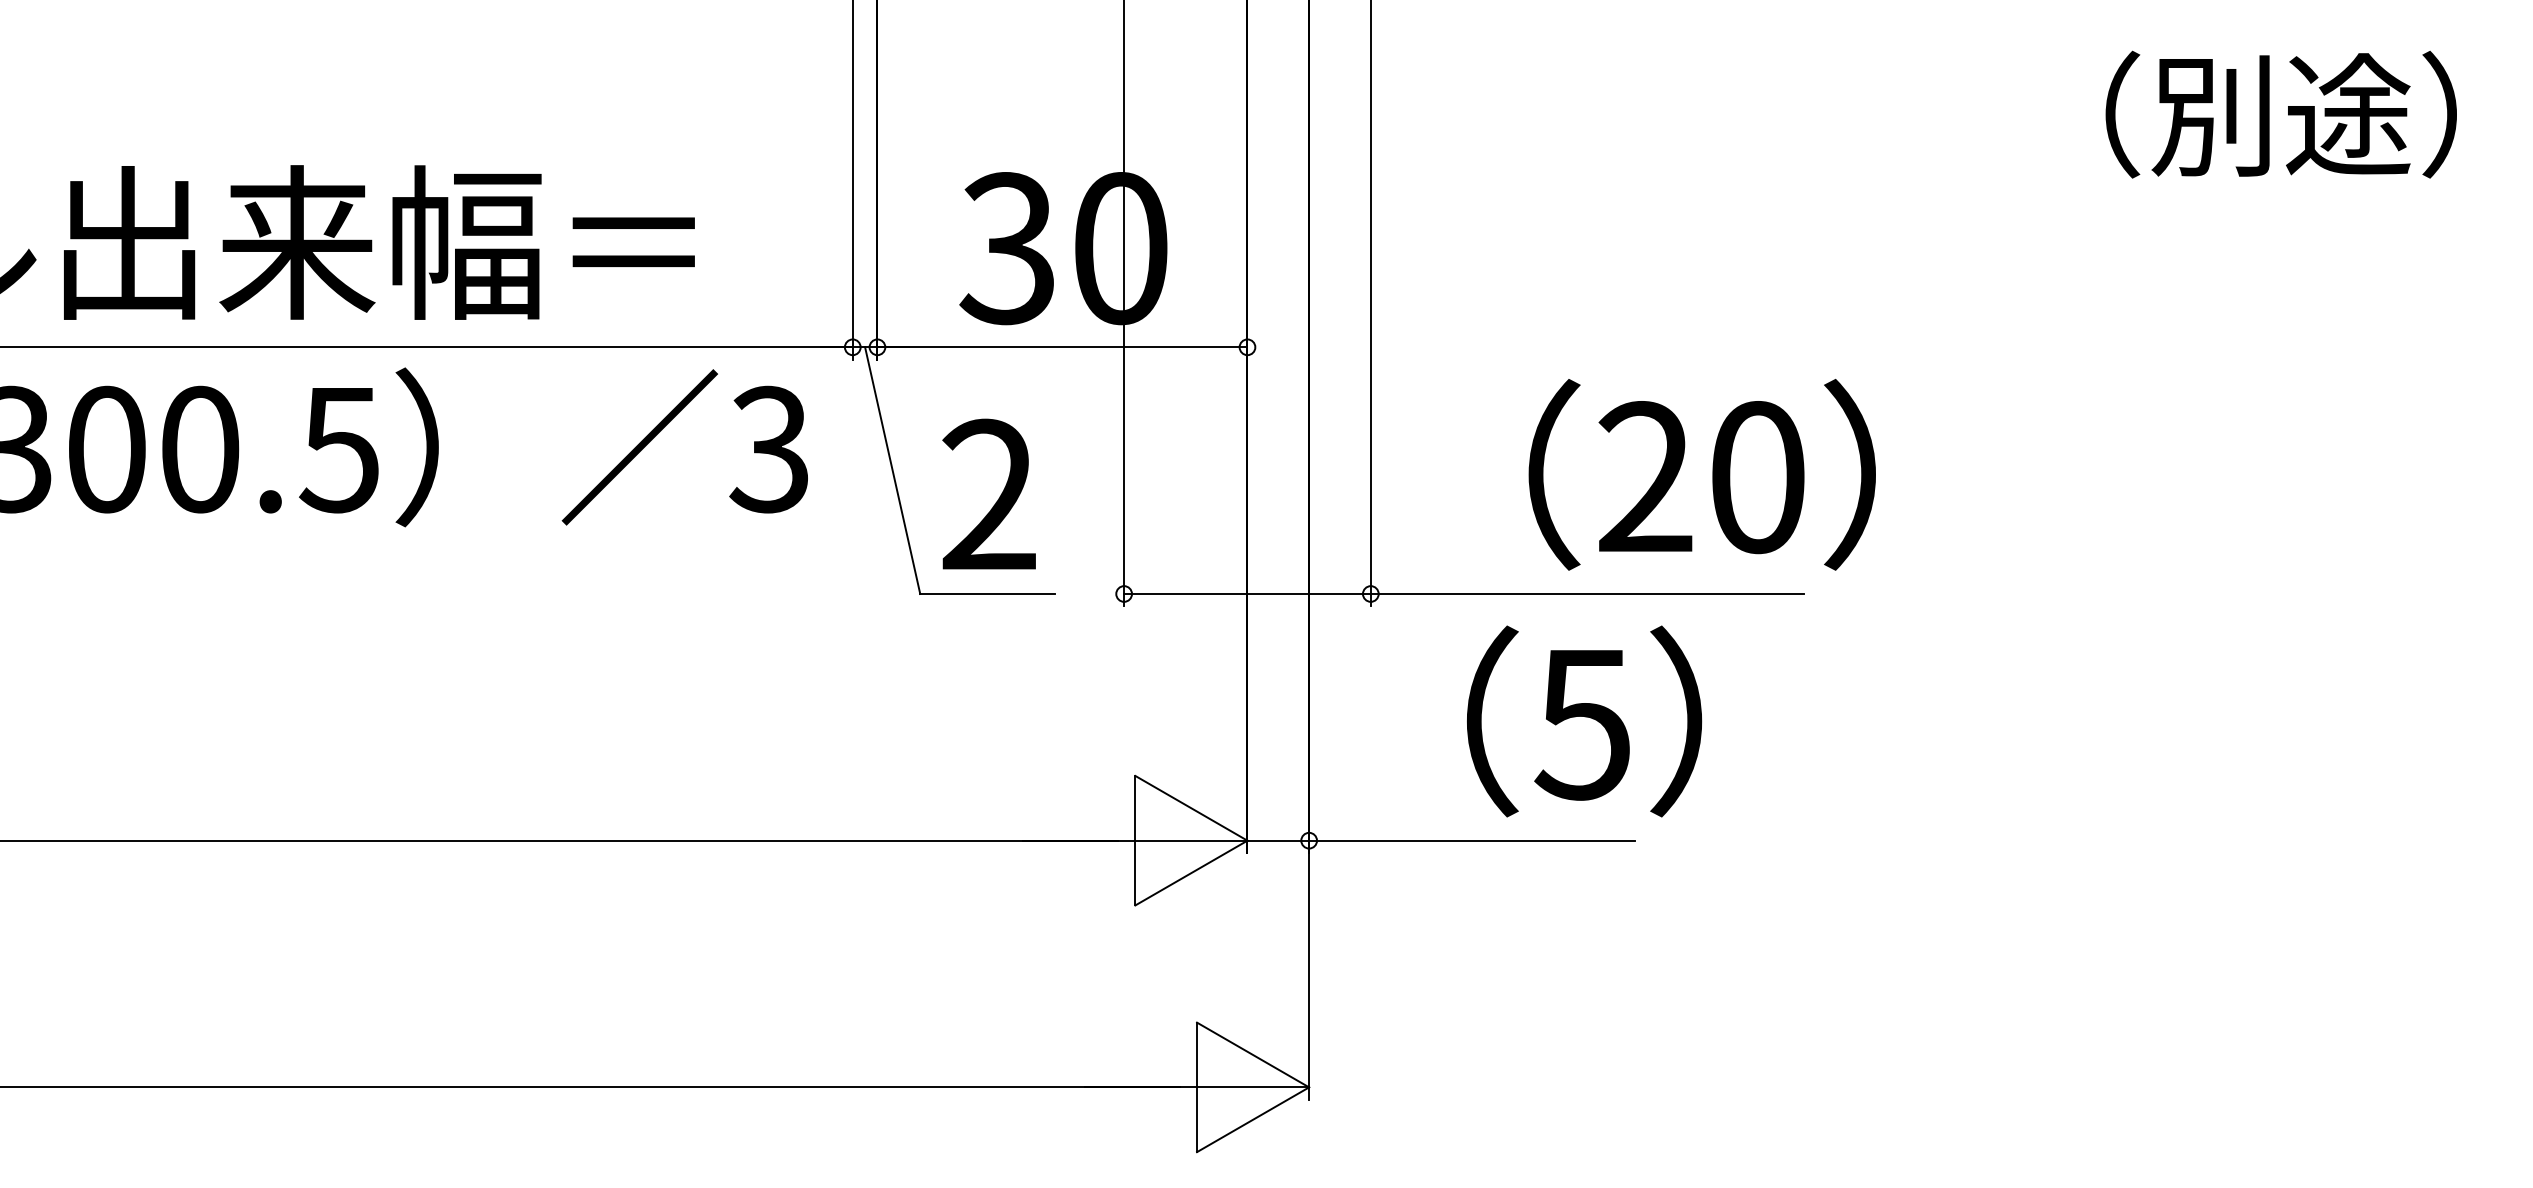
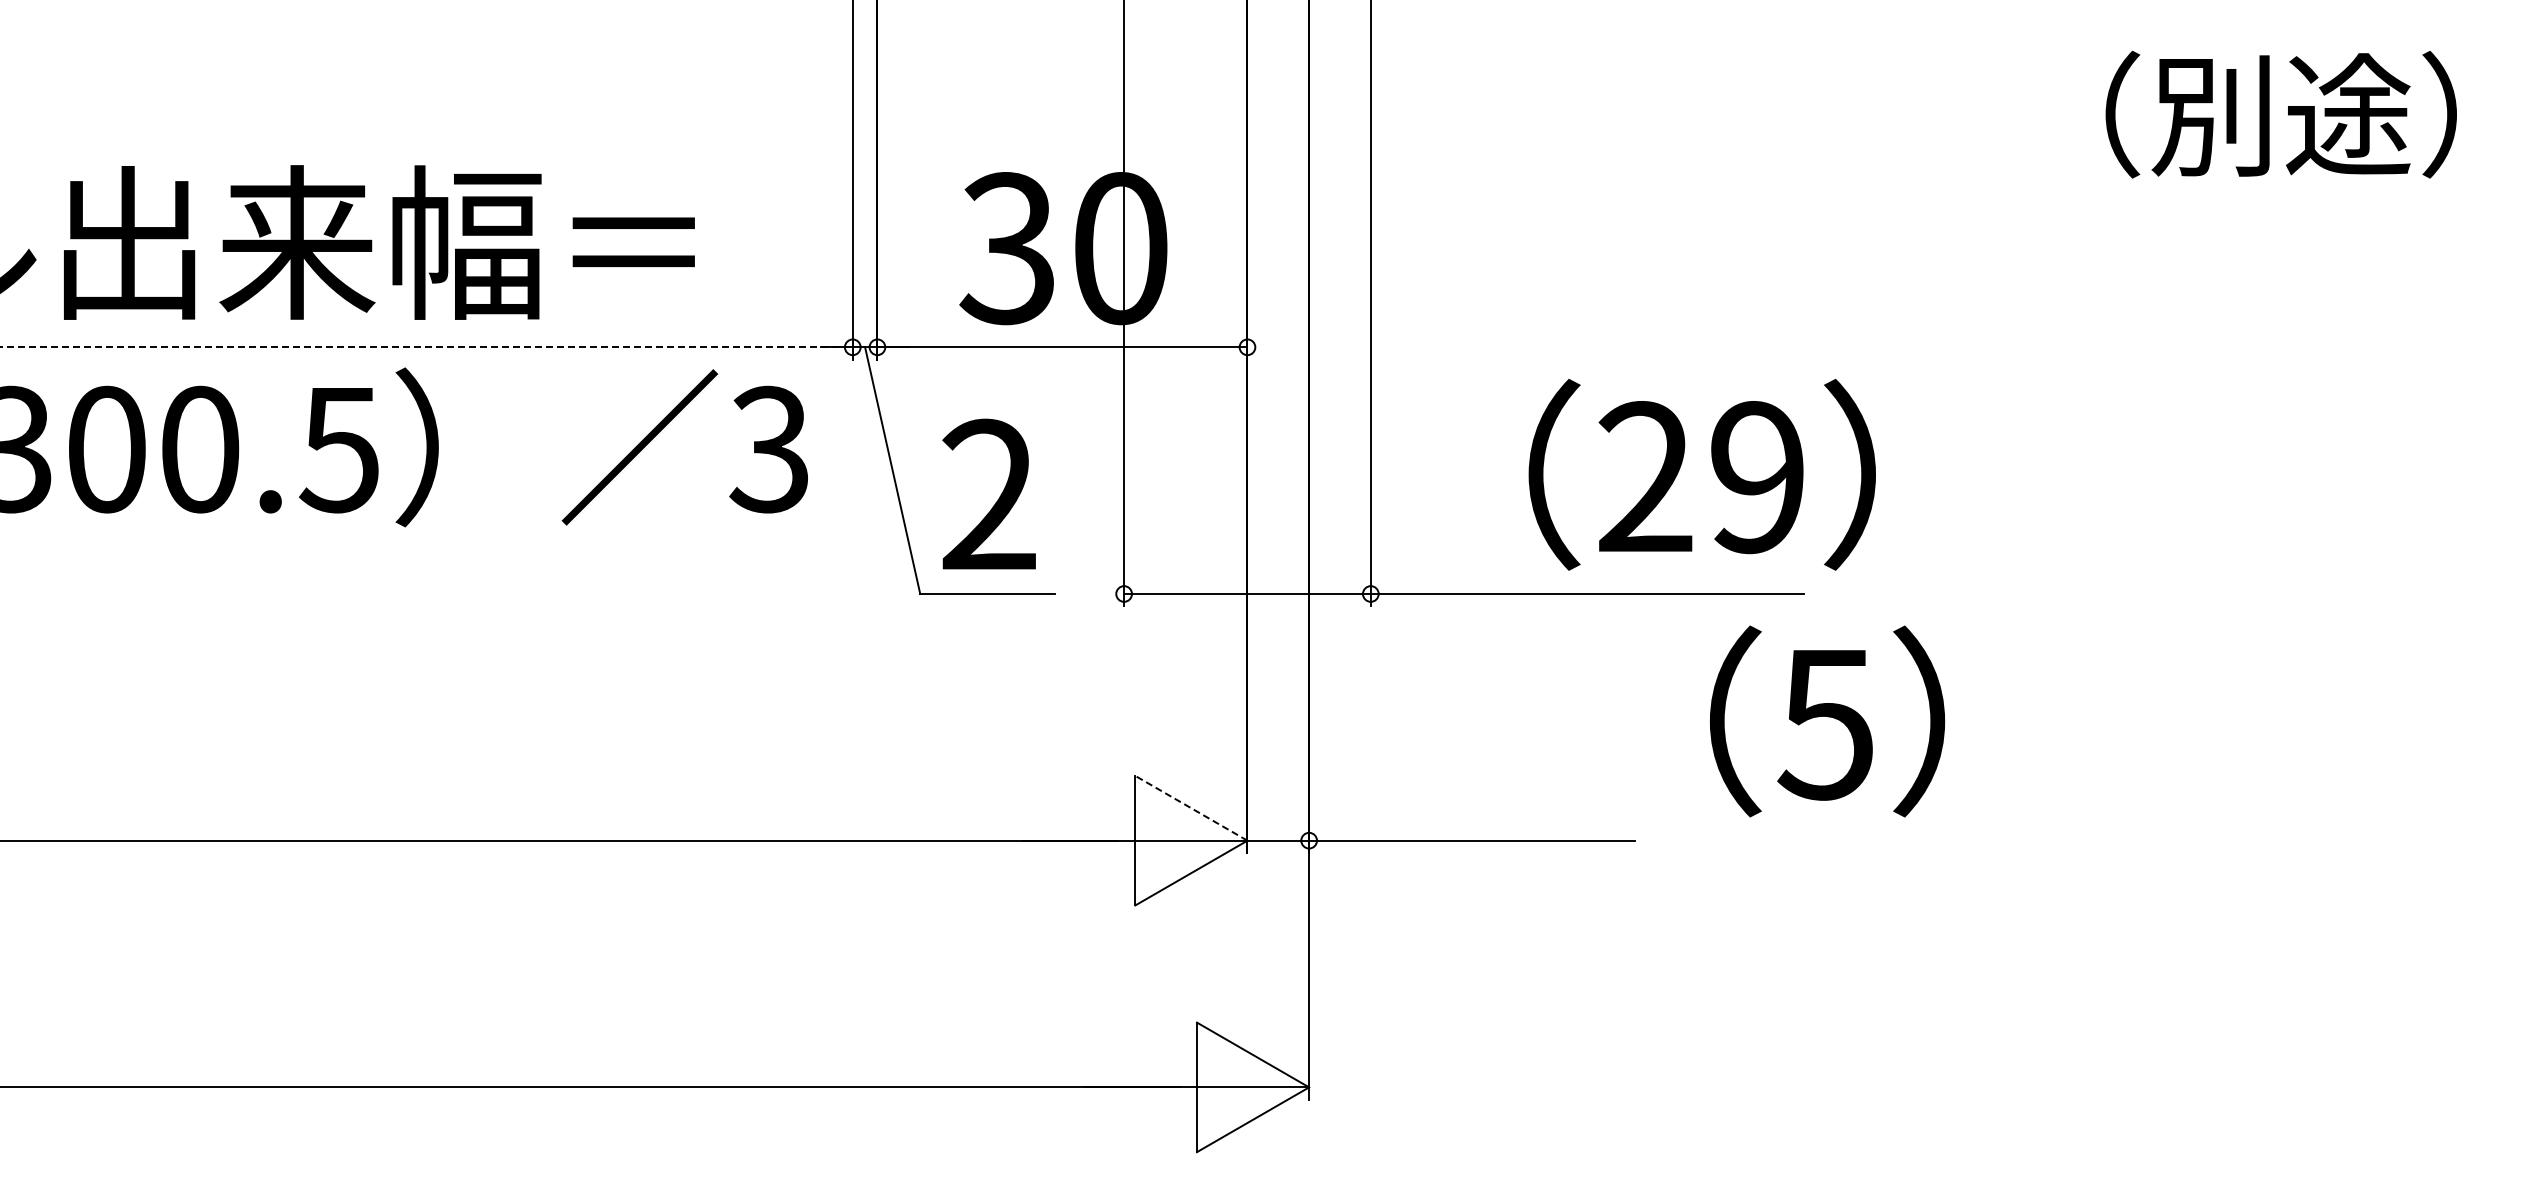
line: solid -> dashed (426, 347)
text: 20 -> 29 (1757, 477)
text position: (1584, 721) -> (1827, 721) (1827, 721)
line: solid -> dashed (1191, 808)
